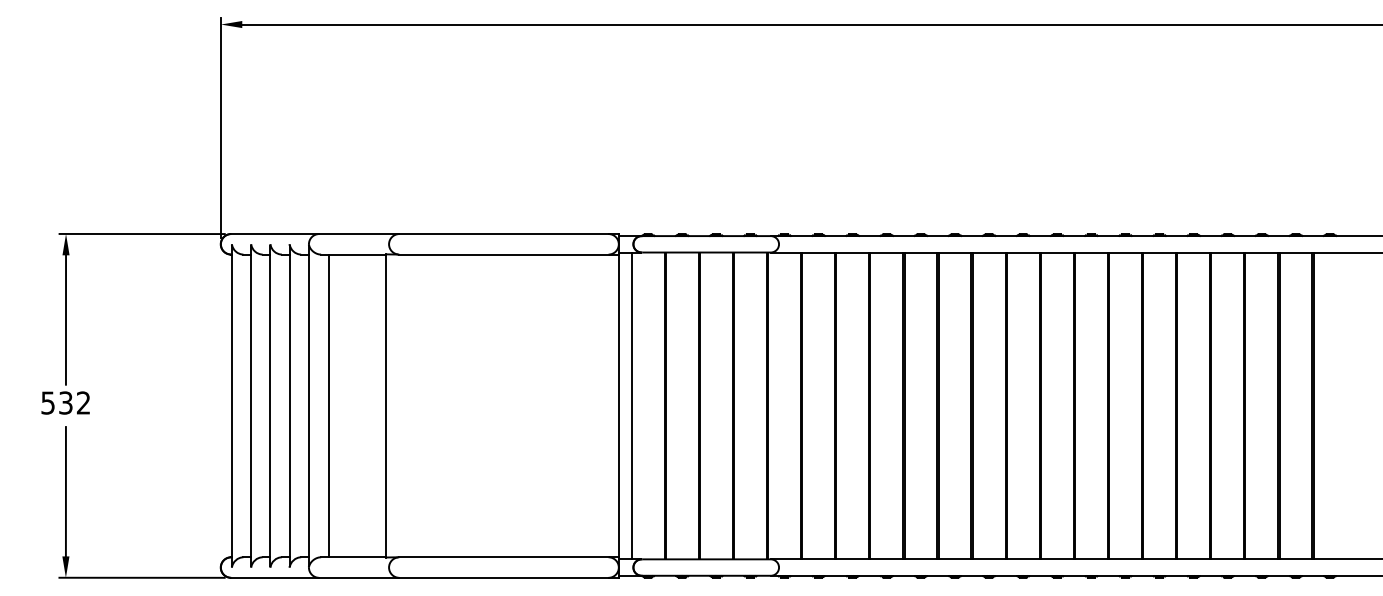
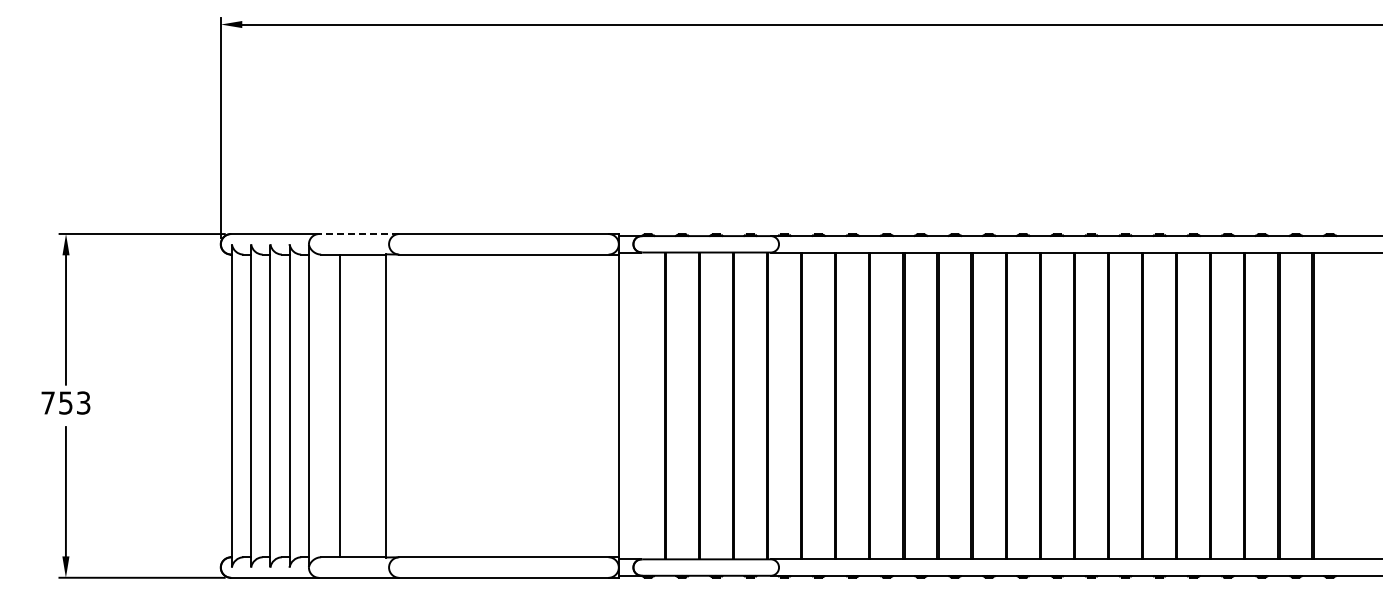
line: solid -> dashed (358, 234)
text: 532 -> 753 (65, 402)
line position: (329, 405) -> (340, 405) (340, 405)
line: present -> none (631, 405)
